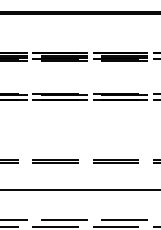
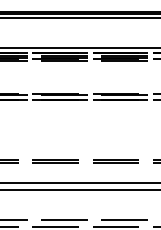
line: none -> present (79, 17)
line: none -> present (79, 47)
line: none -> present (79, 182)
